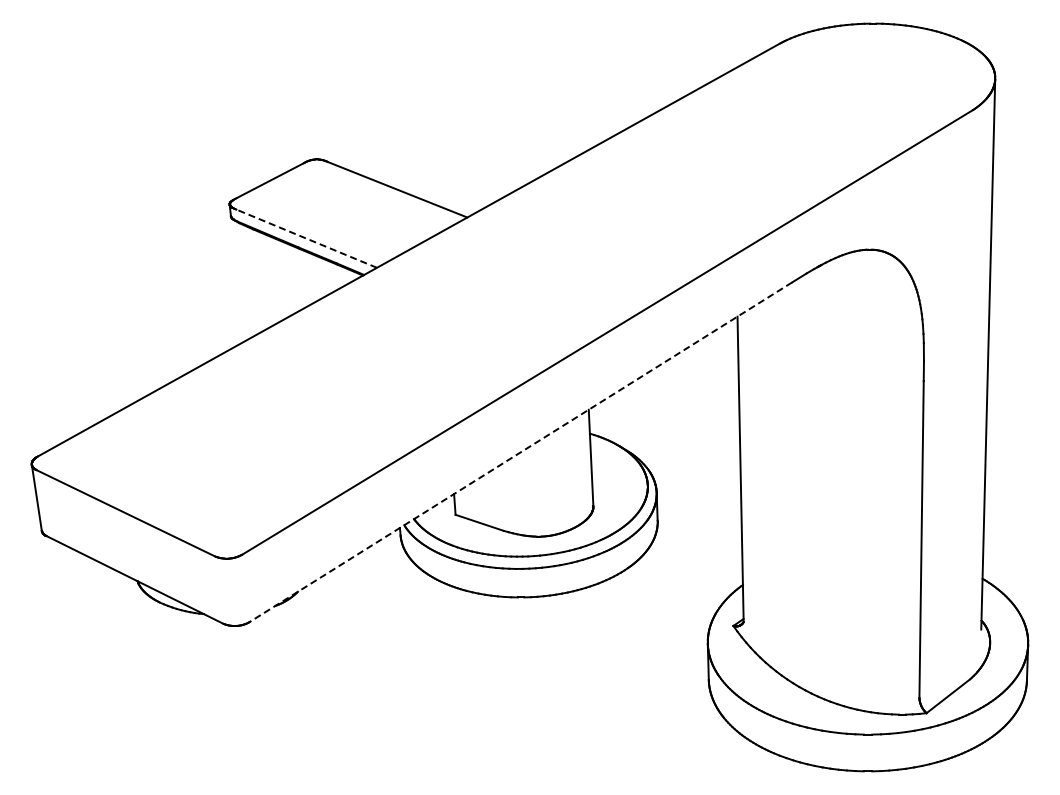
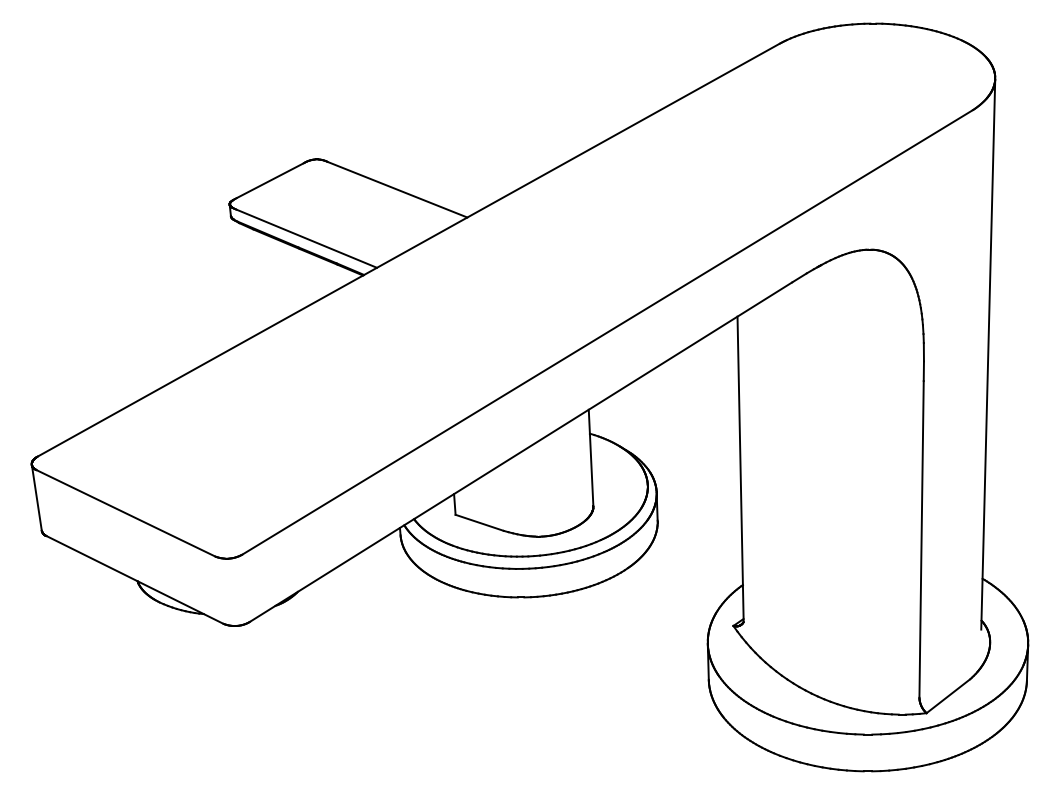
line: dashed -> solid (306, 238)
line: dashed -> solid (521, 452)
